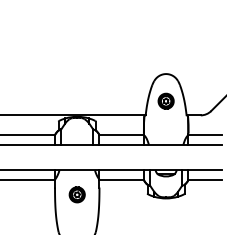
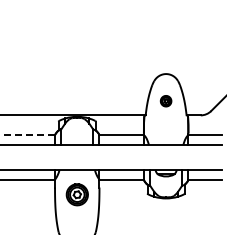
part size: 18x18 px -> 14x13 px (165, 101)
line: solid -> dashed (27, 135)
part size: 18x18 px -> 24x24 px (76, 194)
